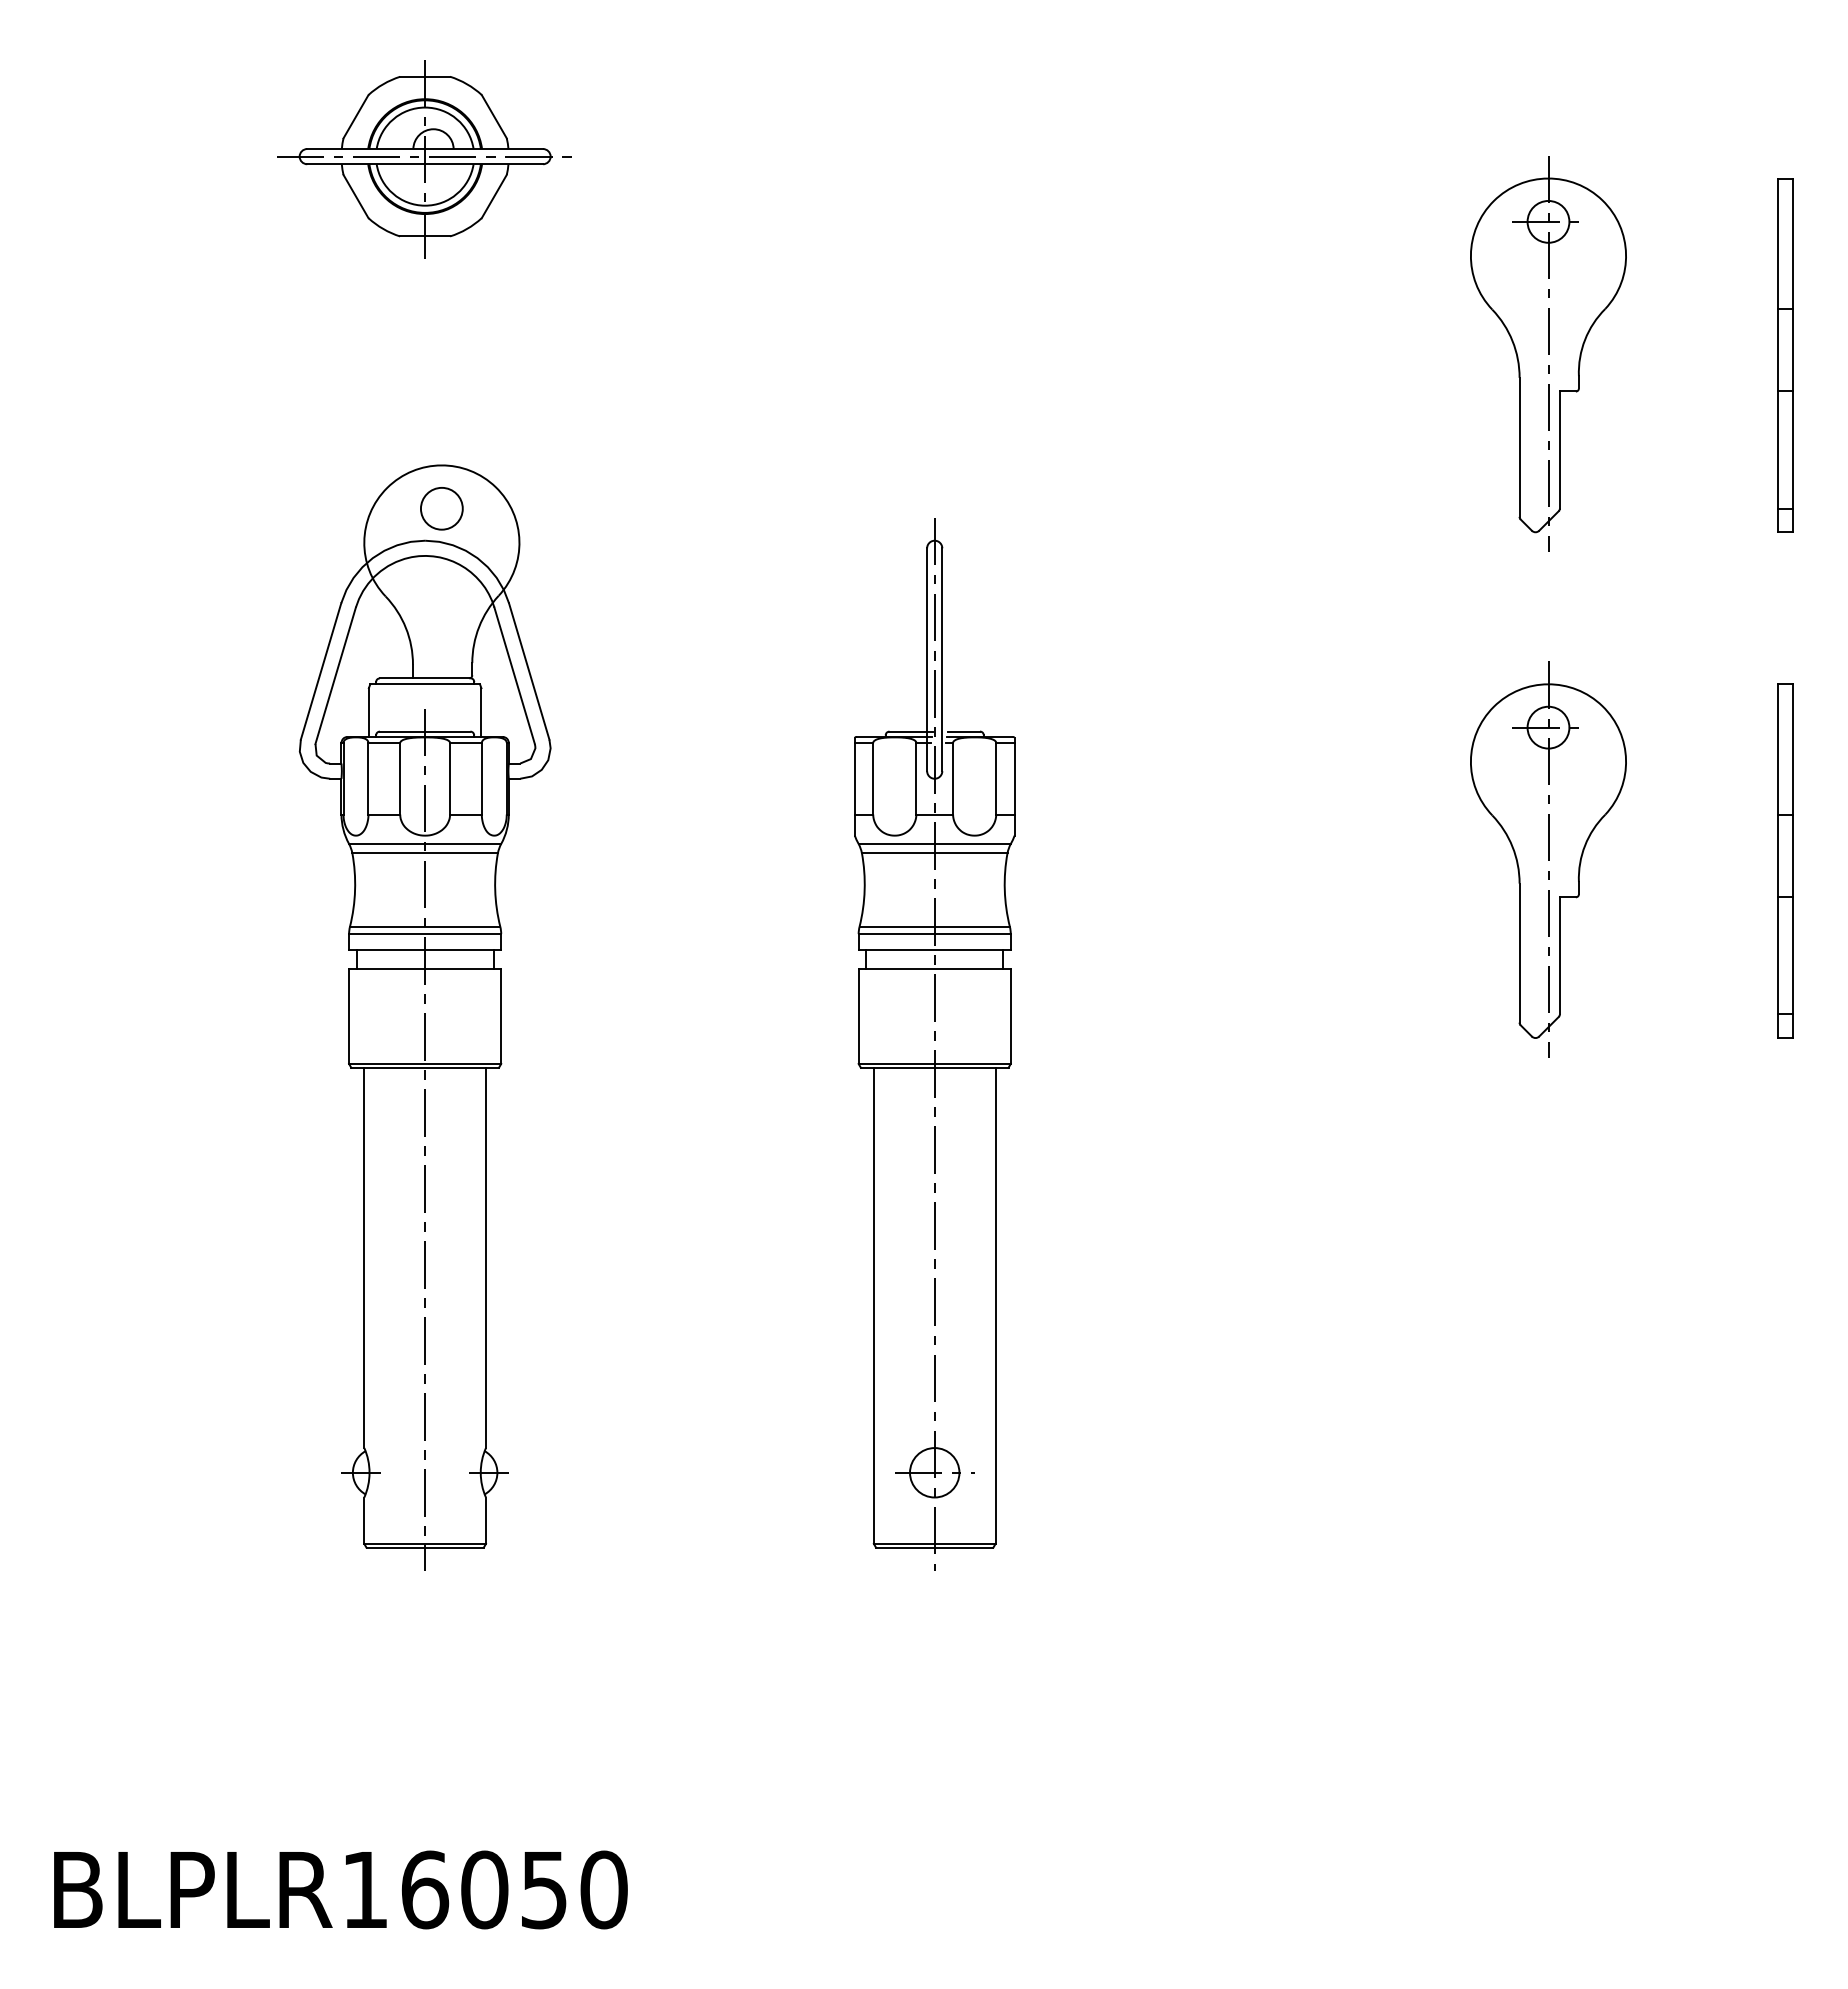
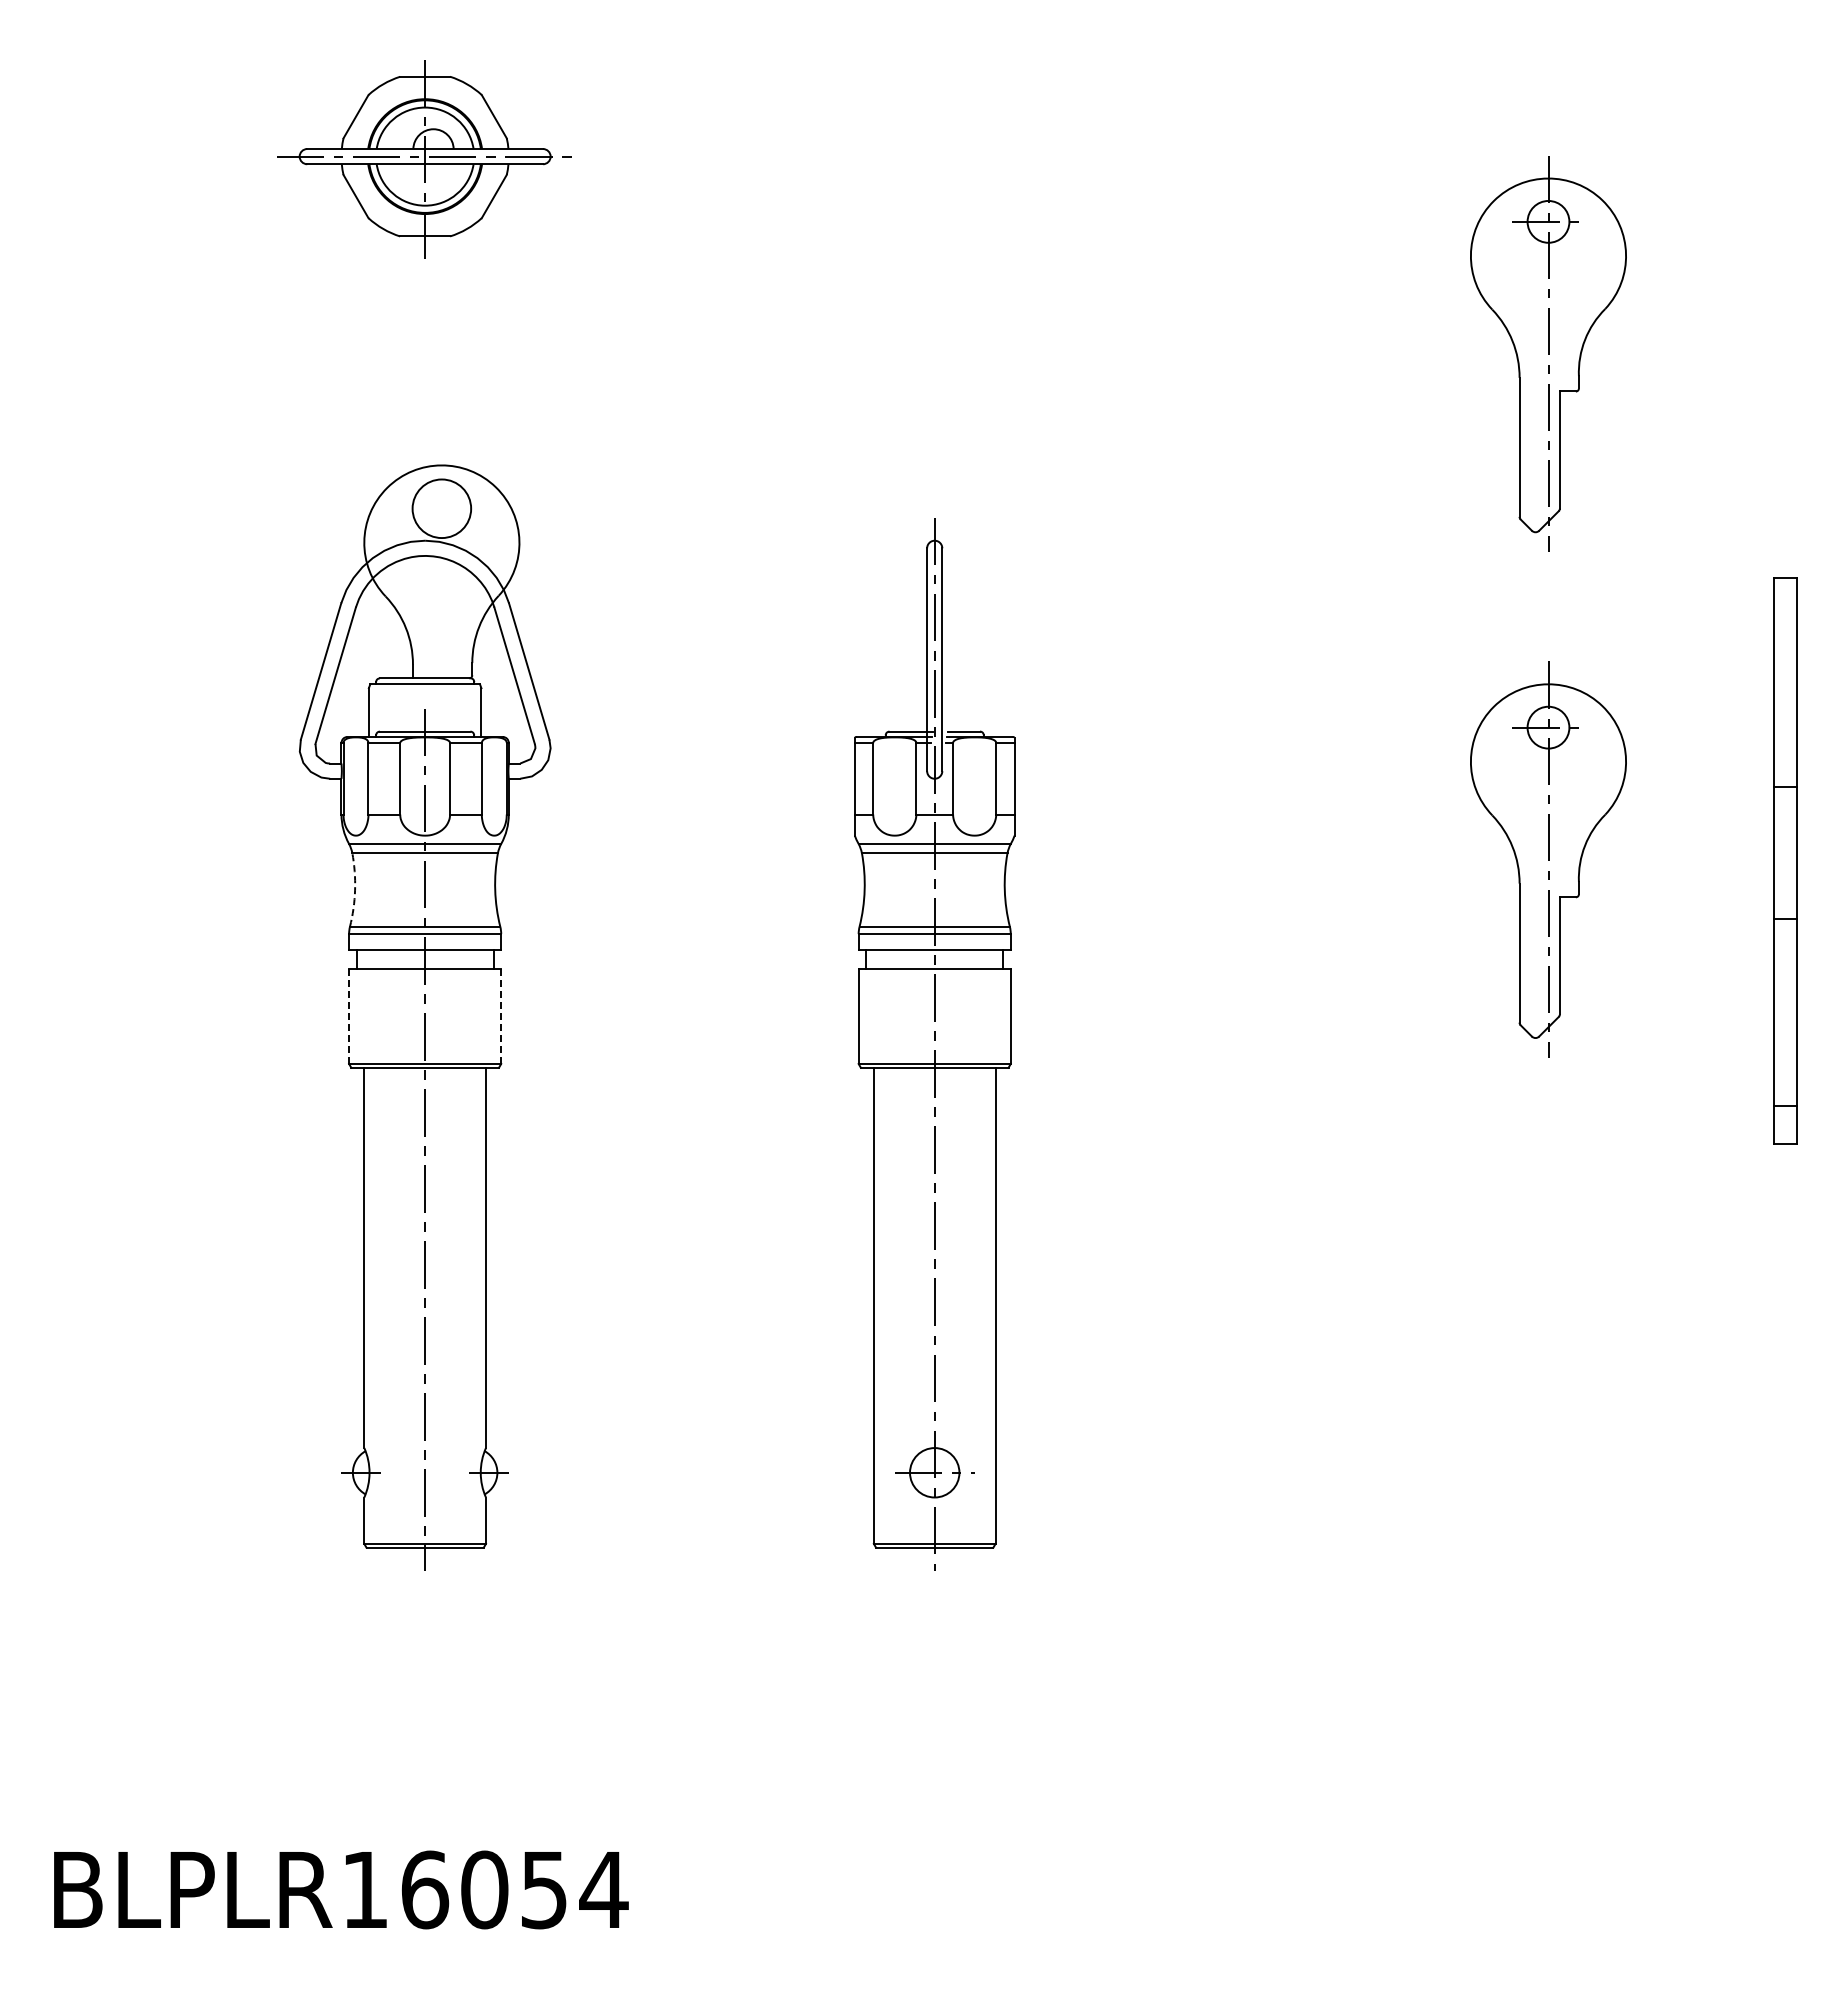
part: present -> none (1785, 355)
circle diameter: 42 px -> 59 px (441, 508)
part size: 17x356 px -> 25x568 px (1785, 860)
arc: solid -> dashed (355, 890)
line: solid -> dashed (349, 1016)
line: solid -> dashed (501, 1016)
text: BLPLR16050 -> BLPLR16054 (603, 1889)
